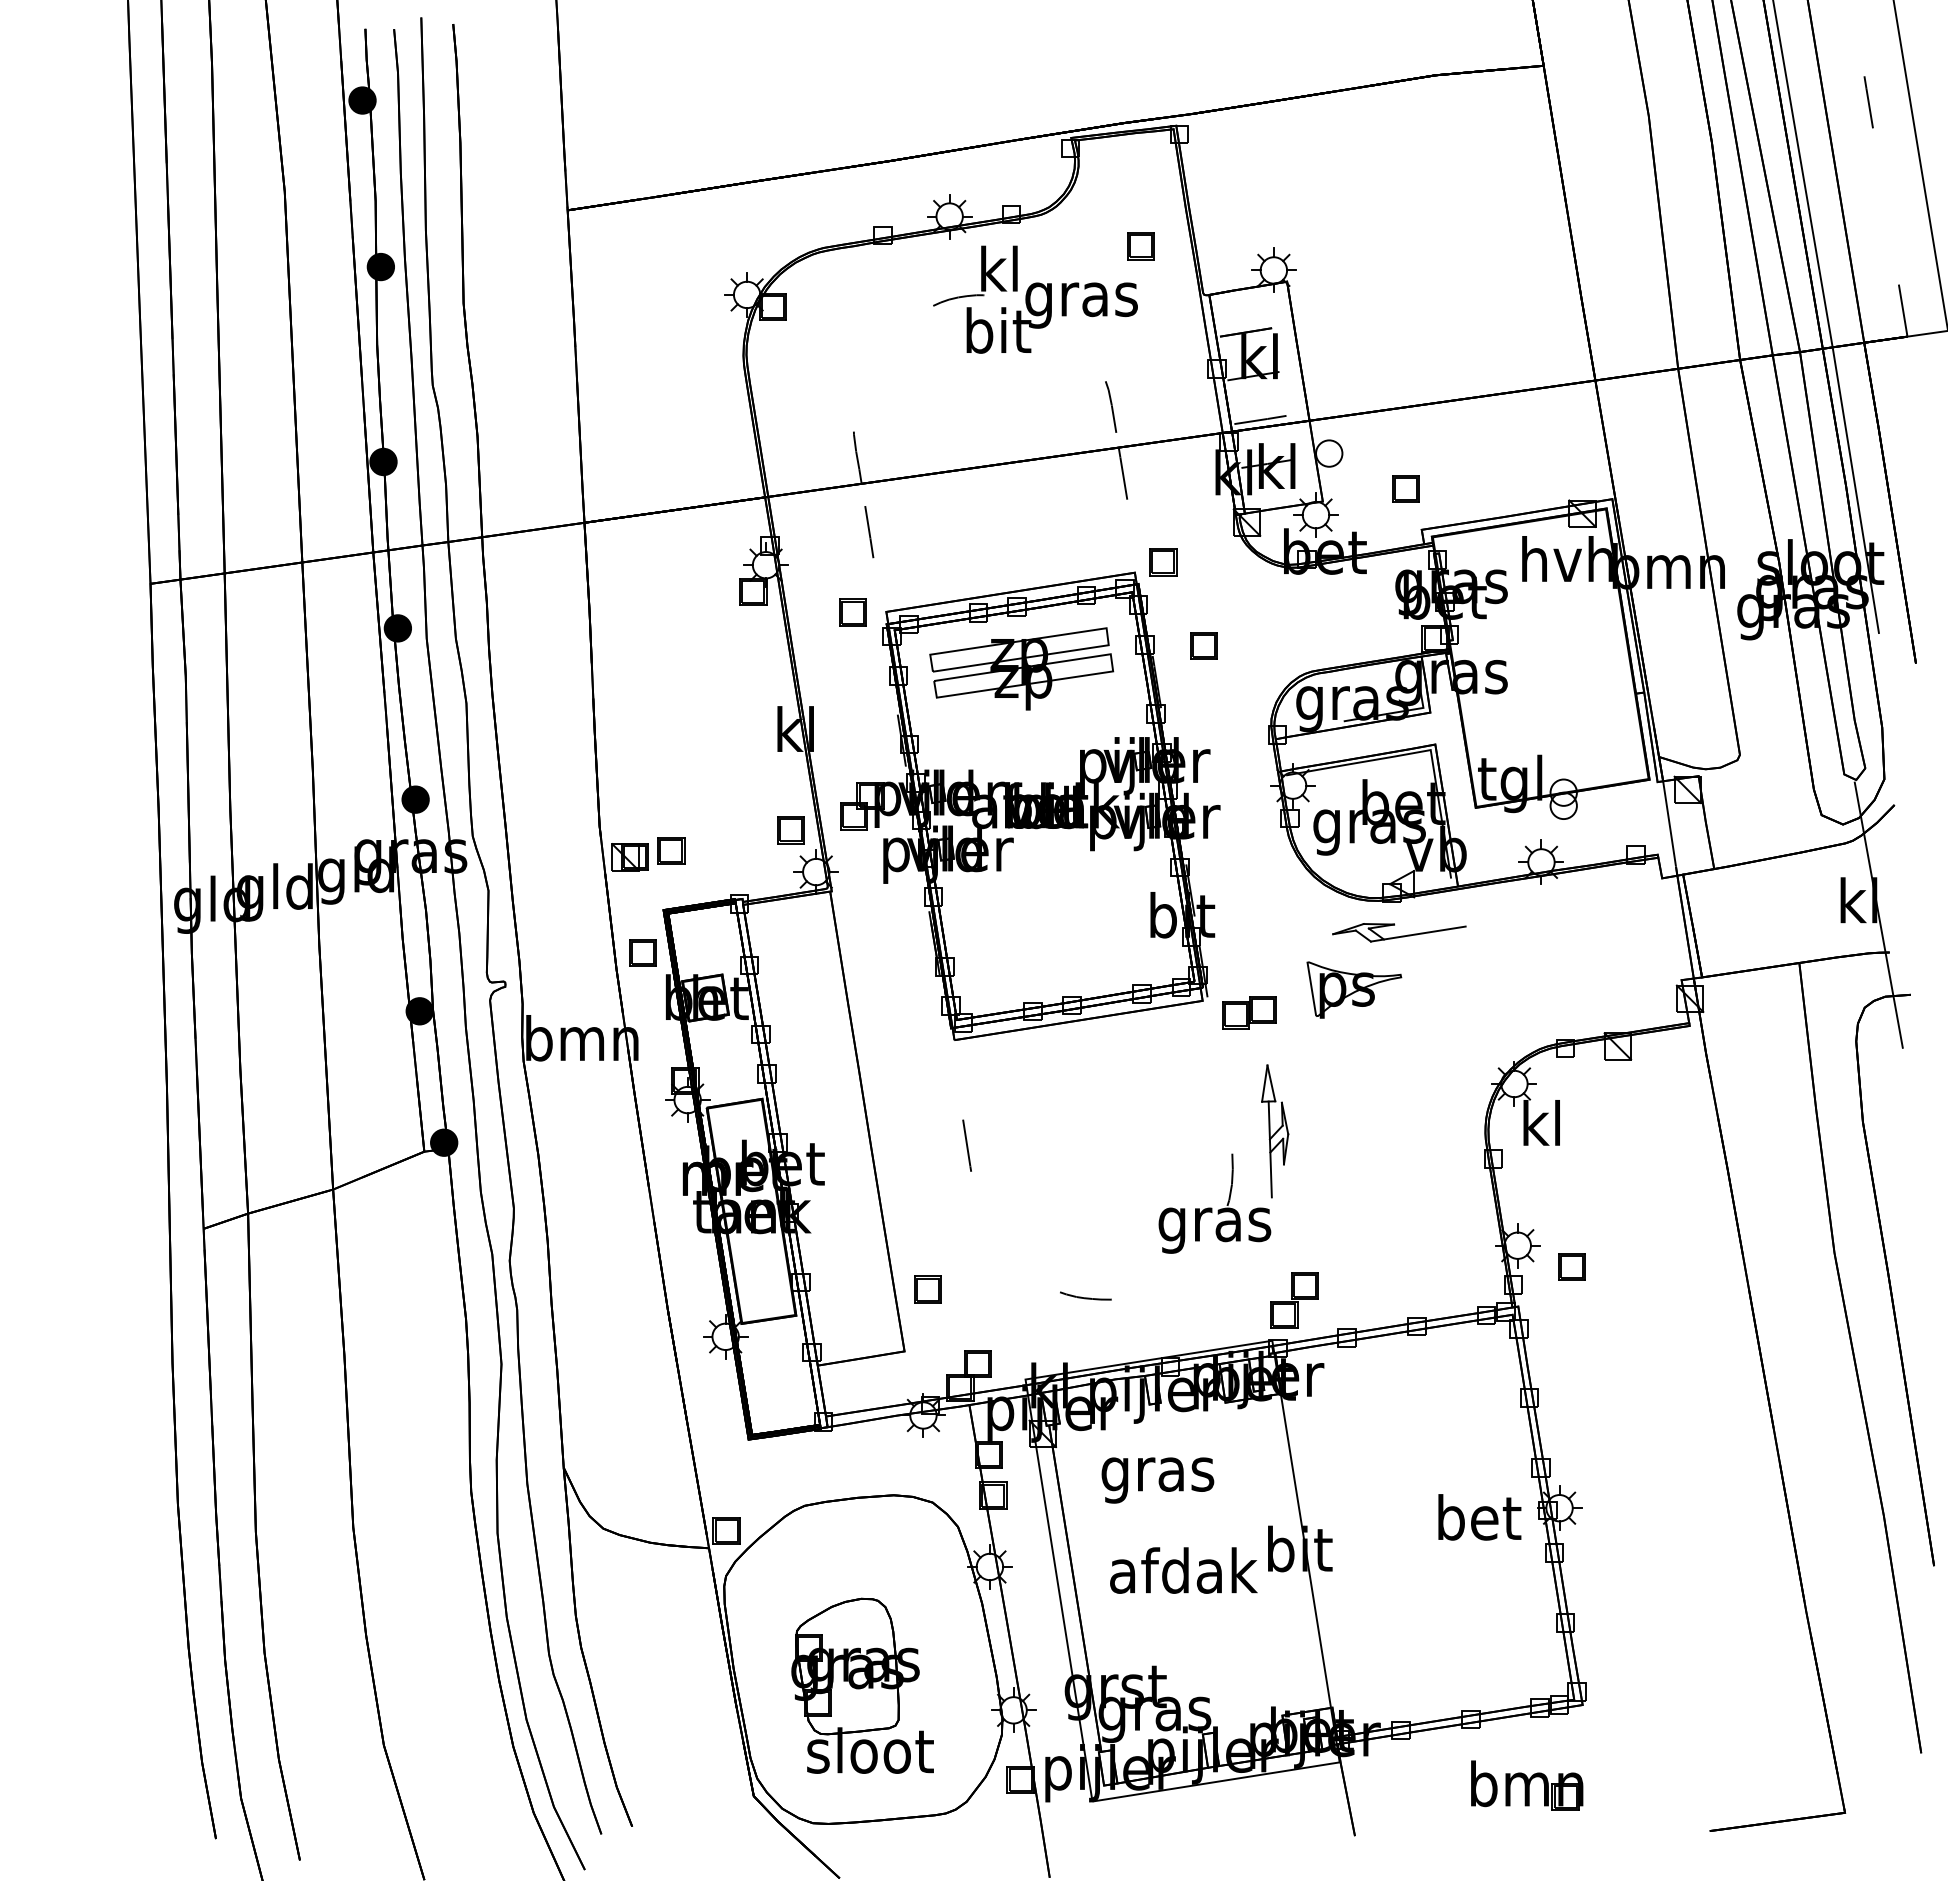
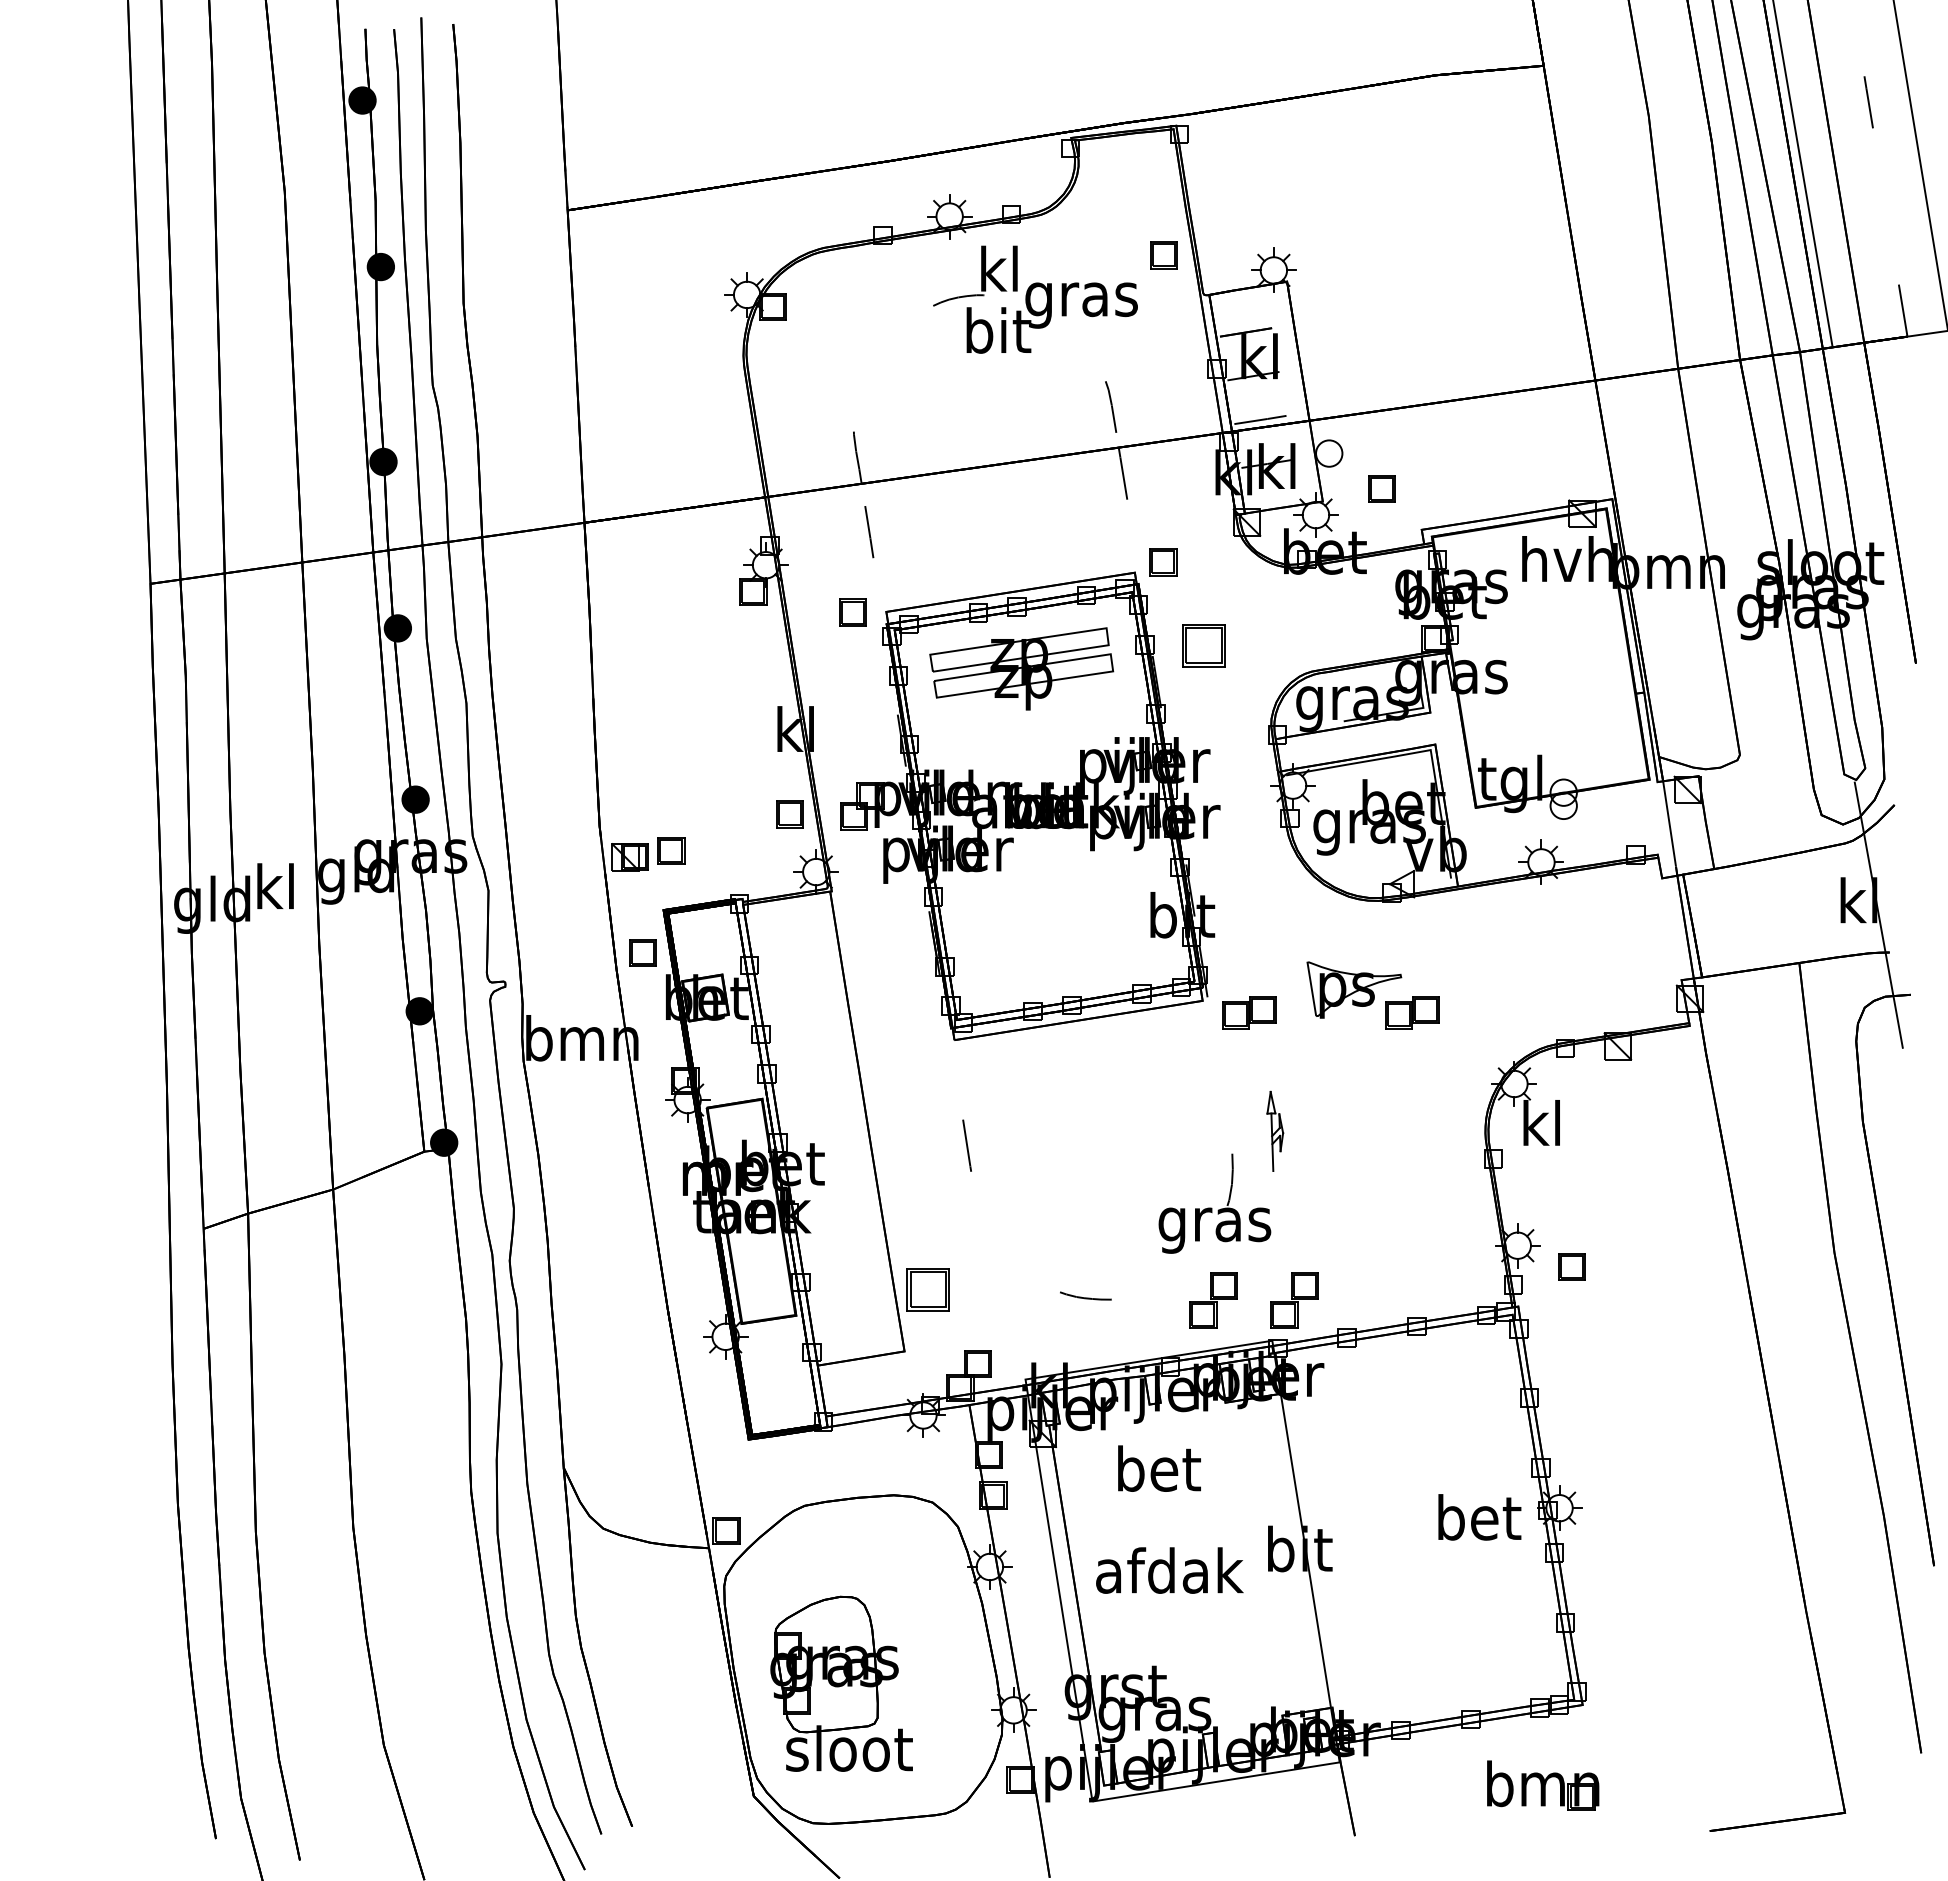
part position: (1140, 246) -> (1163, 255) (1163, 255)
part position: (1405, 488) -> (1381, 488) (1381, 488)
line: present -> none (1855, 490)
part size: 28x28 px -> 44x44 px (1203, 645)
part position: (790, 830) -> (789, 814) (789, 814)
text: gld -> kl (274, 892)
part: present -> none (1399, 932)
part: none -> present (1412, 1012)
part size: 29x135 px -> 19x82 px (1275, 1130)
part size: 28x29 px -> 44x44 px (927, 1289)
part: none -> present (1213, 1300)
text: gras -> bet (1157, 1474)
text position: (1183, 1570) -> (1169, 1570) (1169, 1570)
part position: (862, 1685) -> (841, 1683) (841, 1683)
part position: (1527, 1785) -> (1543, 1785) (1543, 1785)
